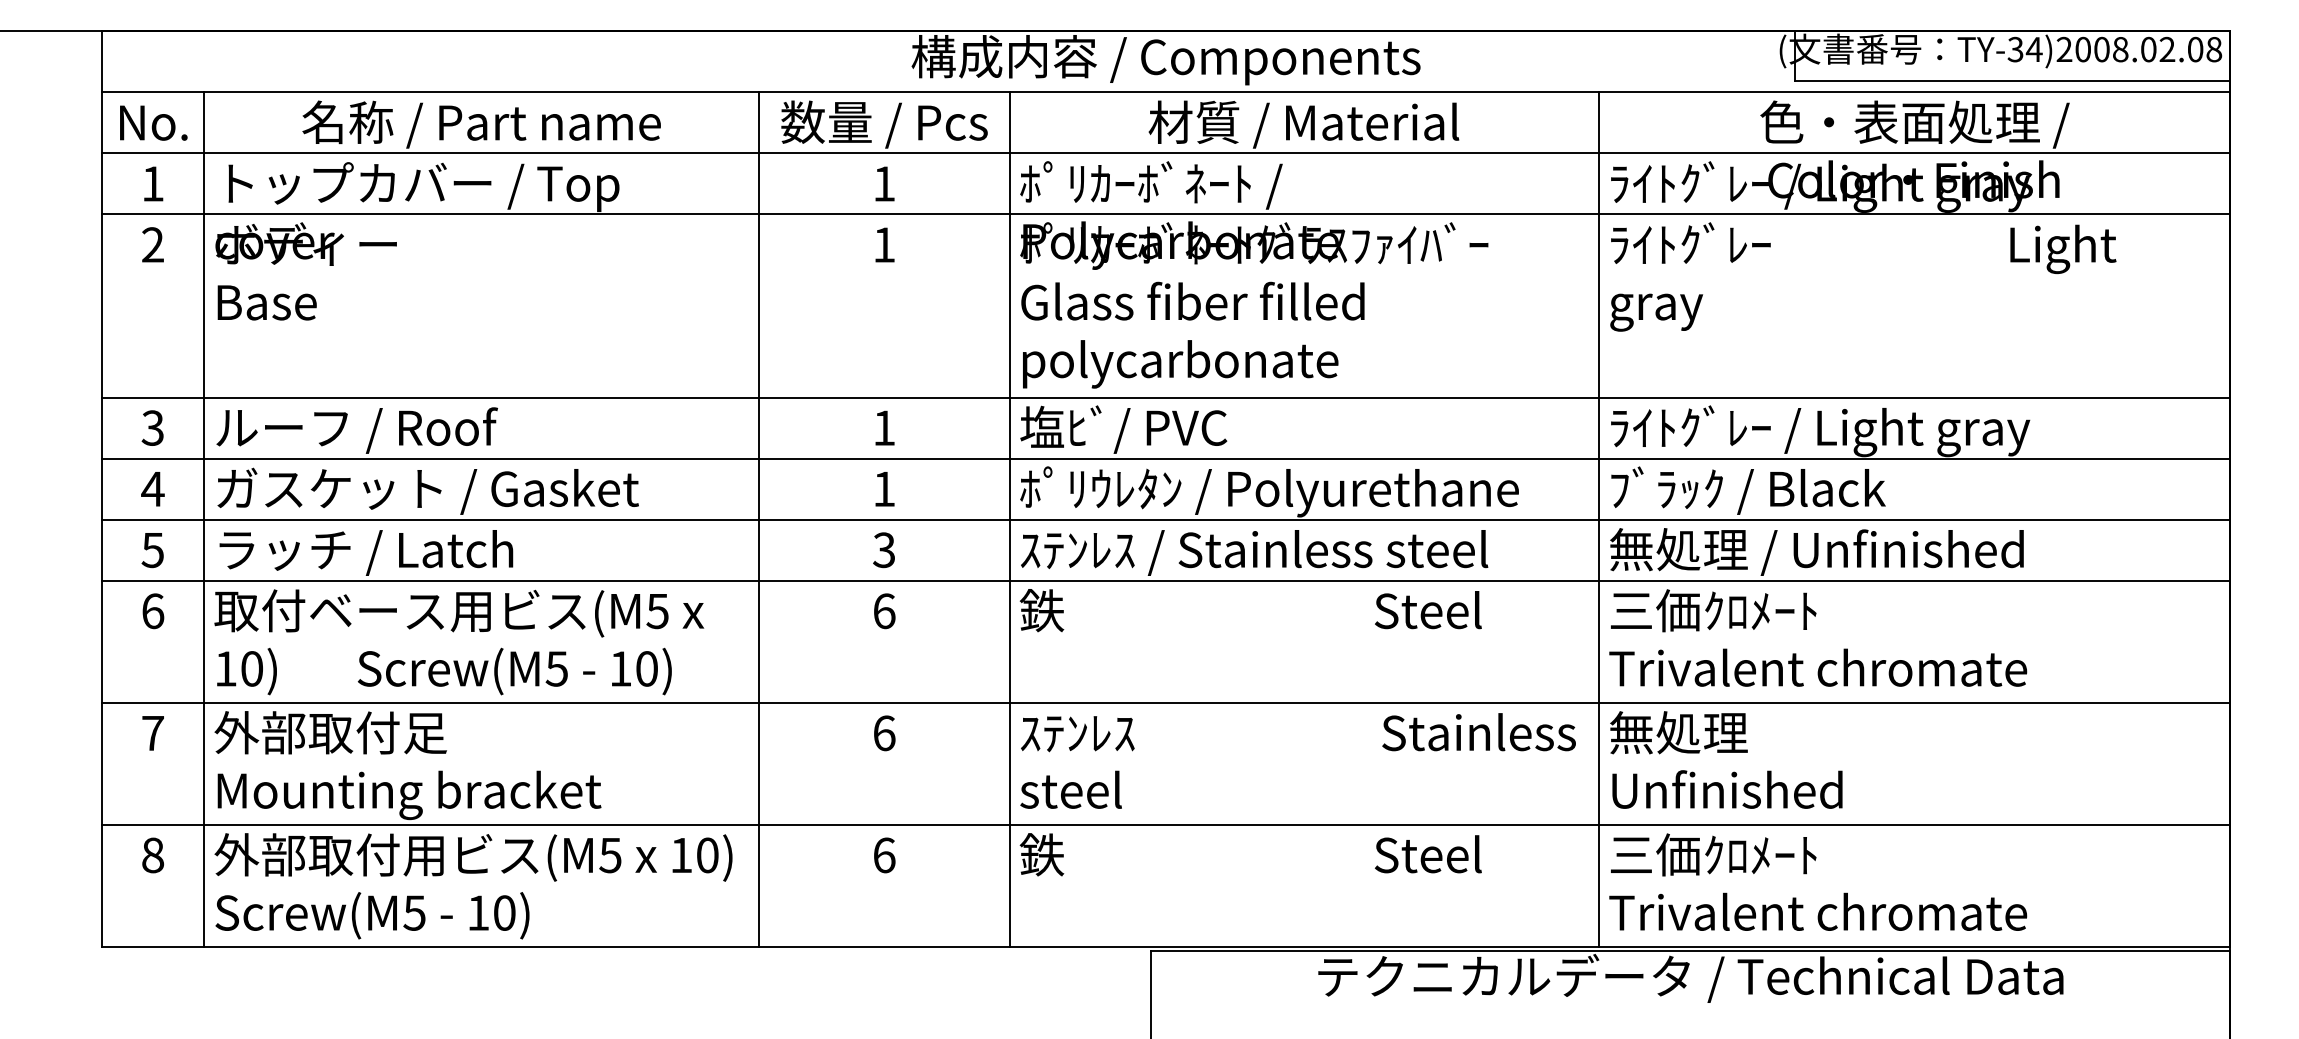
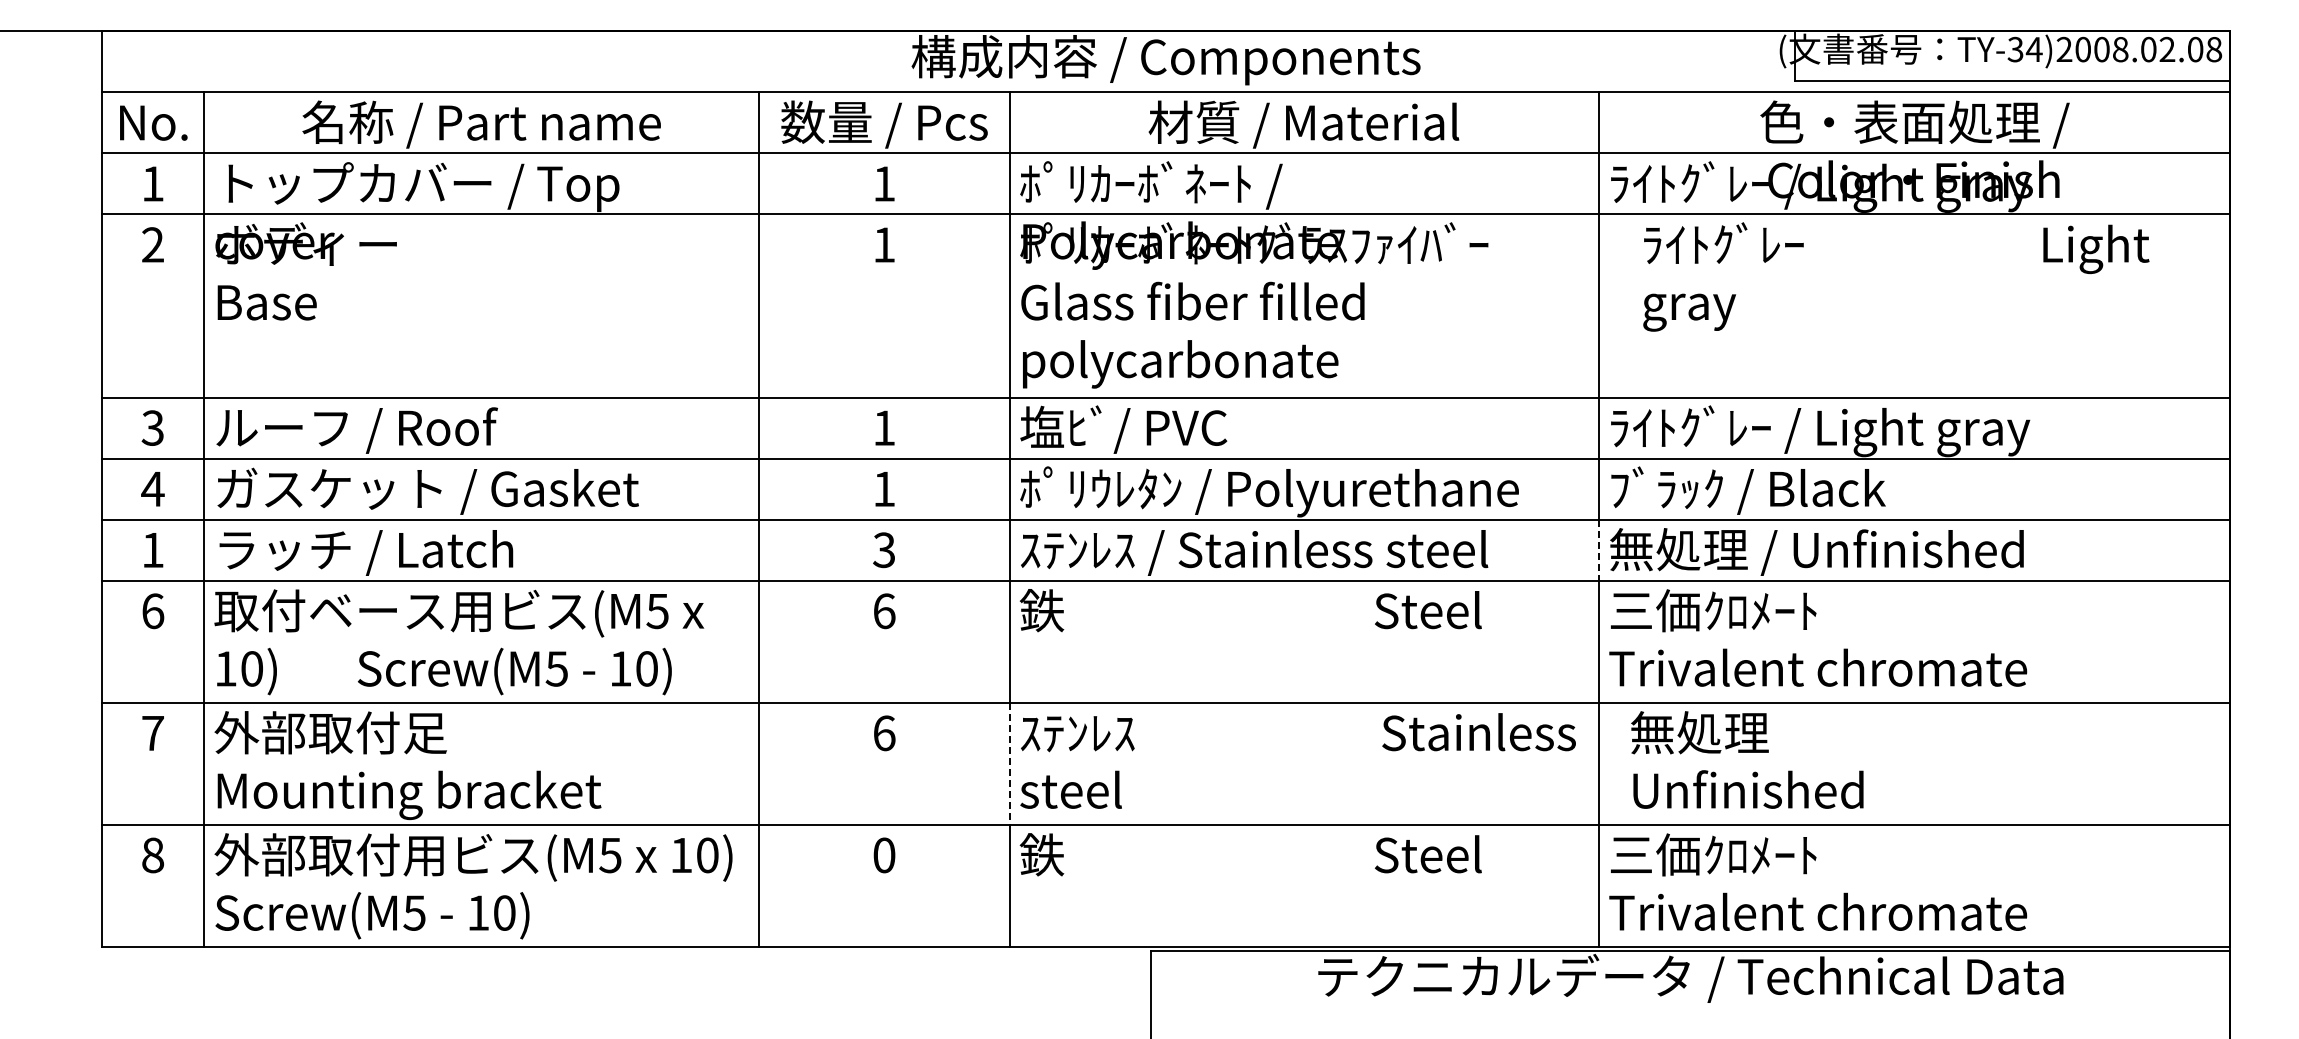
text position: (1863, 276) -> (1896, 276) (1896, 276)
text: 5 -> 1 (152, 550)
line: solid -> dashed (1598, 550)
text position: (1726, 759) -> (1747, 759) (1747, 759)
line: solid -> dashed (1009, 764)
text: 6 -> 0 (884, 855)
